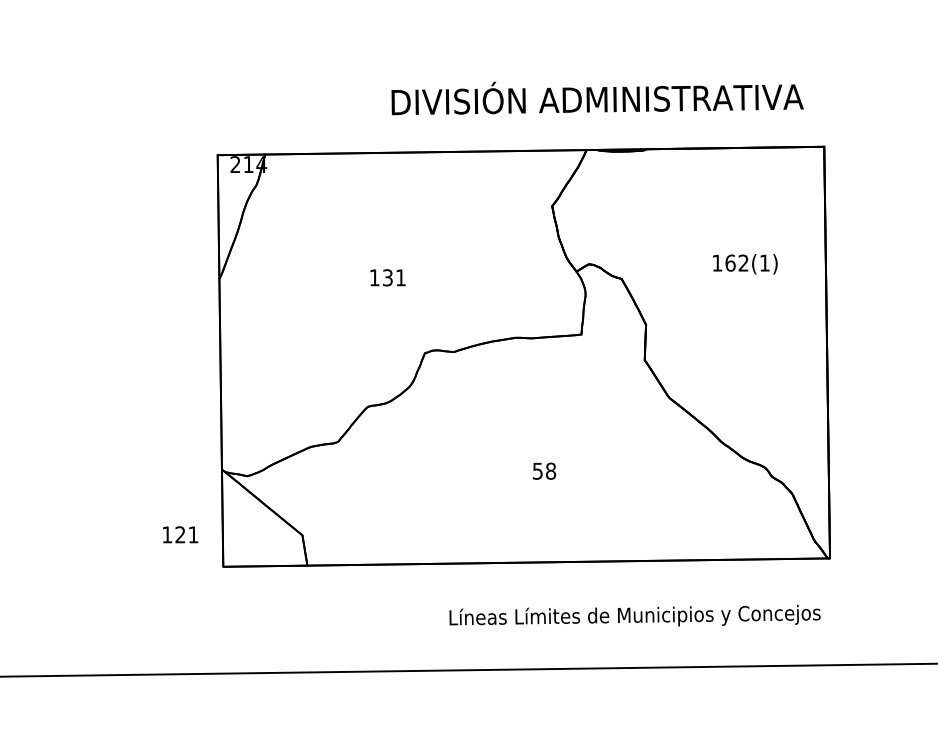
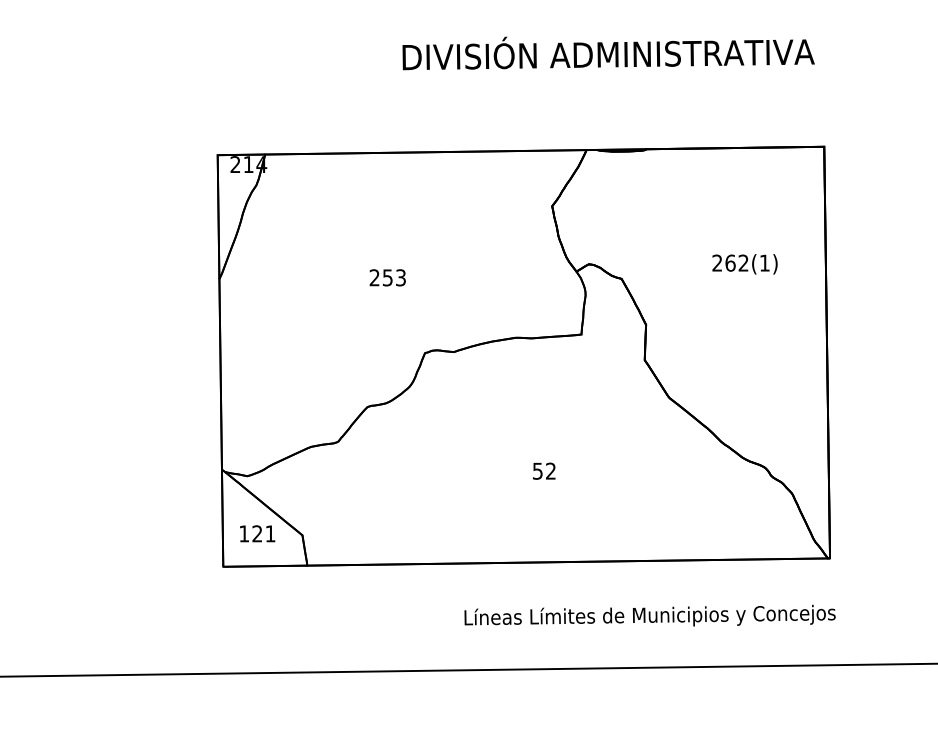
text position: (597, 98) -> (608, 53) (608, 53)
text: 162(1) -> 262(1) (717, 262)
text: 131 -> 253 (387, 277)
text: 58 -> 52 (551, 470)
text position: (180, 534) -> (257, 533) (257, 533)
text position: (634, 615) -> (649, 615) (649, 615)
